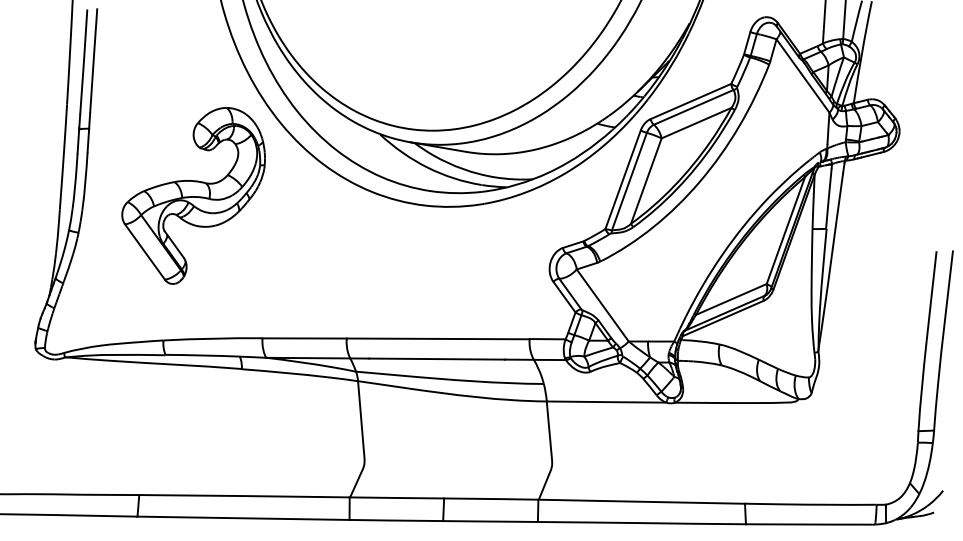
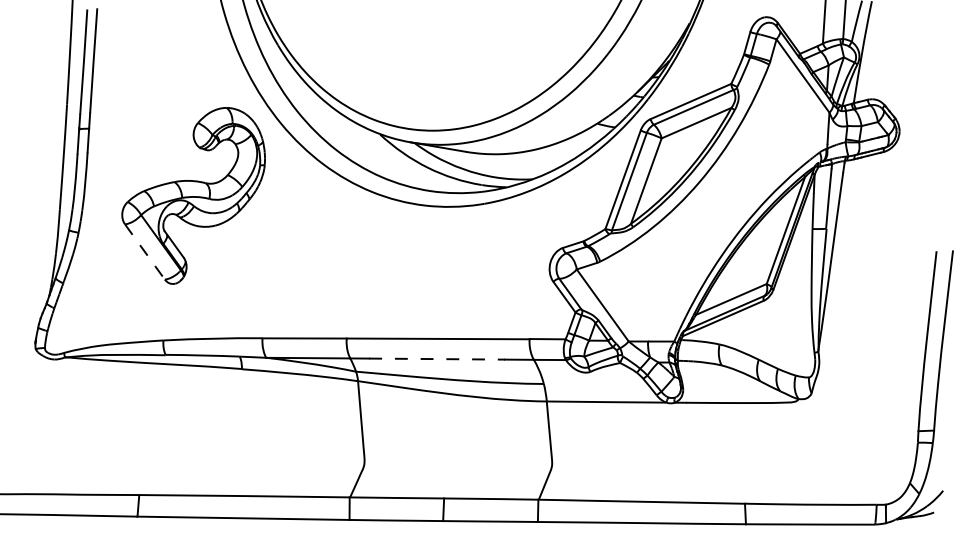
line: solid -> dashed (145, 252)
line: solid -> dashed (437, 359)
